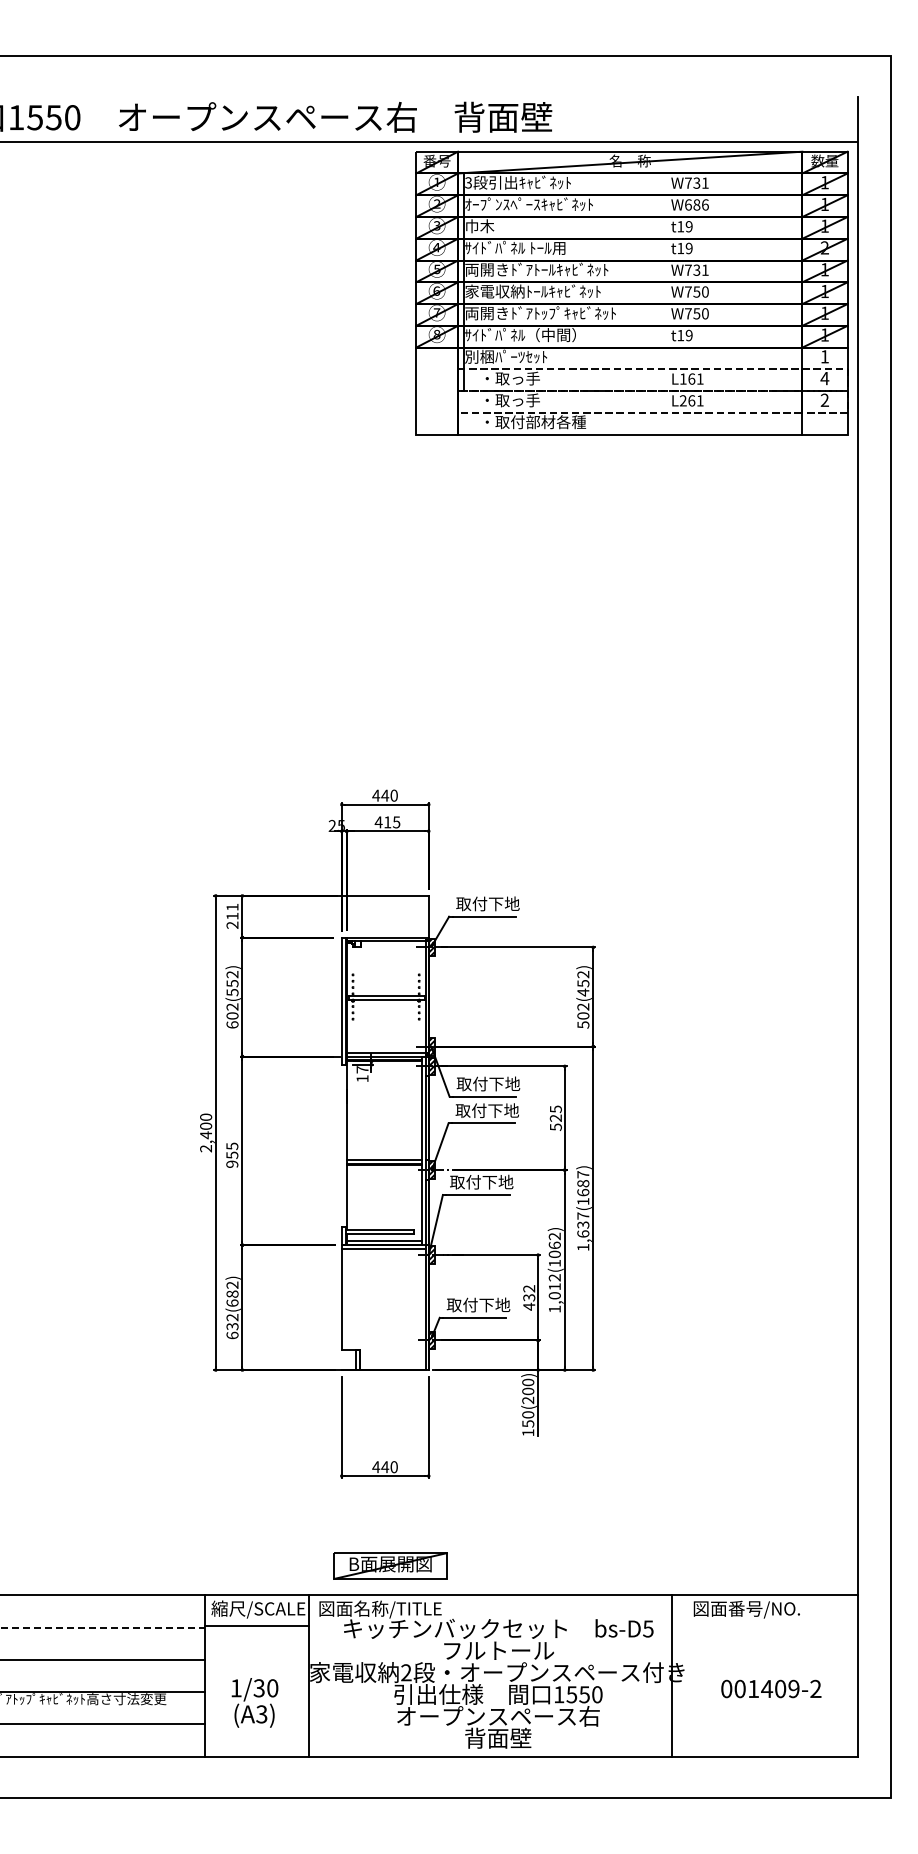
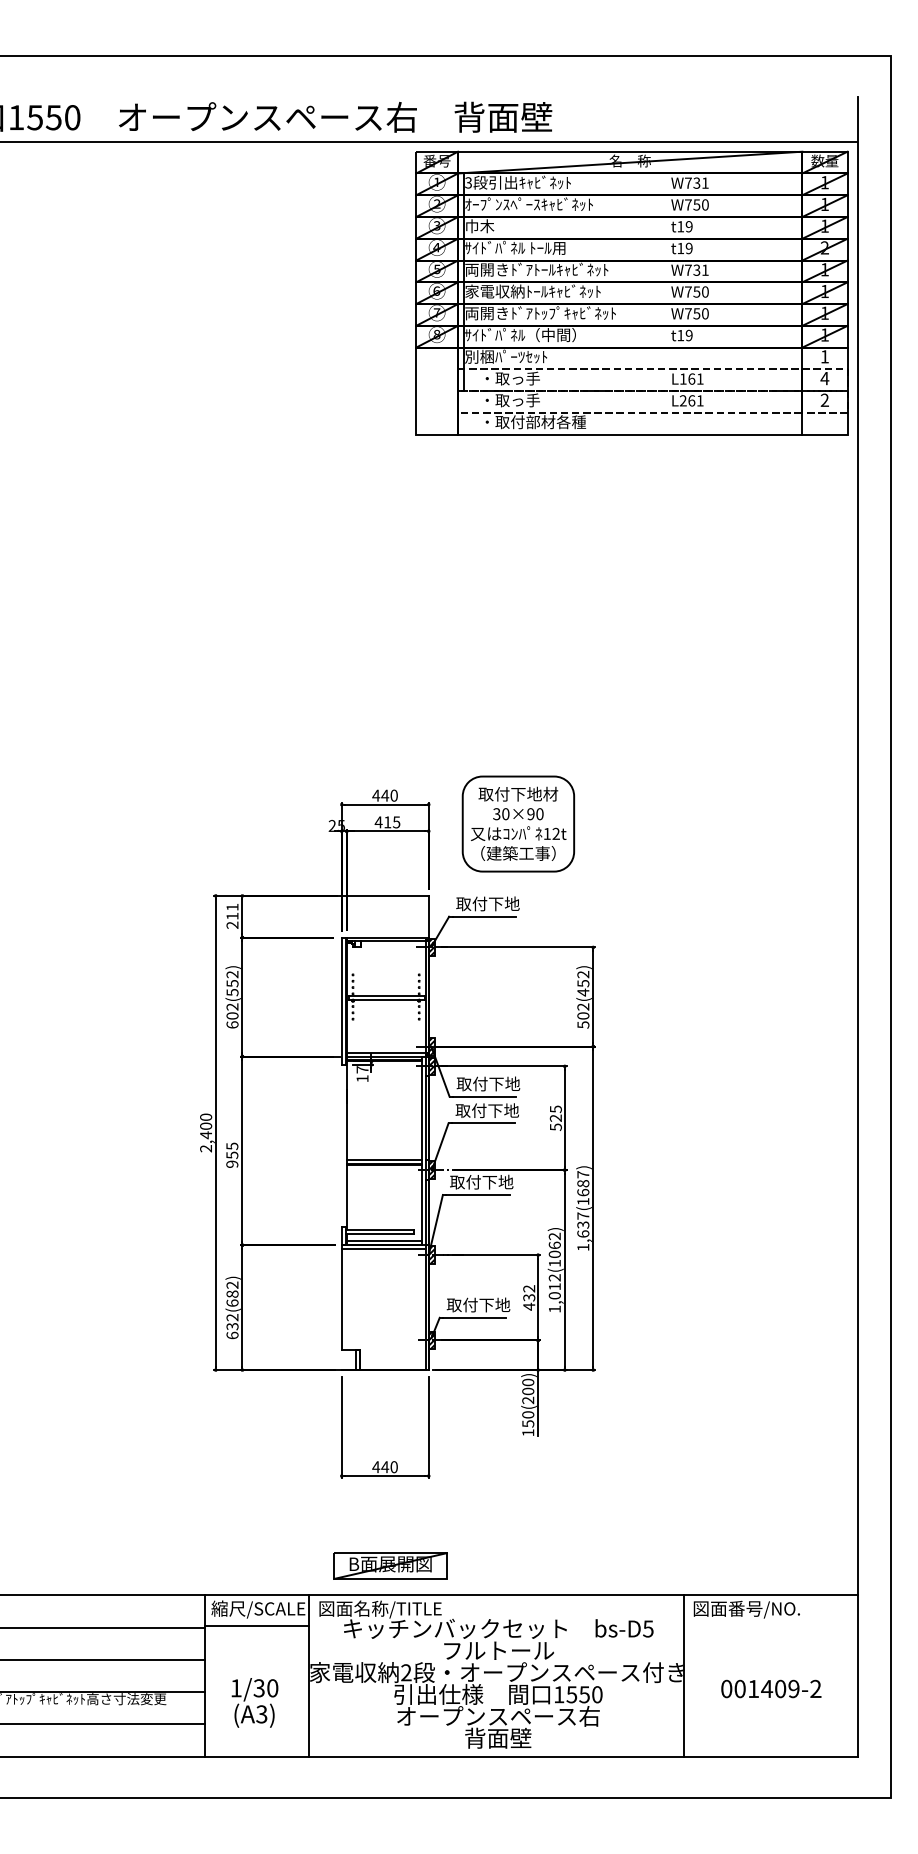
text: W686 -> W750 (696, 204)
part: none -> present (518, 823)
line: dashed -> solid (103, 1627)
line position: (672, 1675) -> (684, 1675) (684, 1675)
